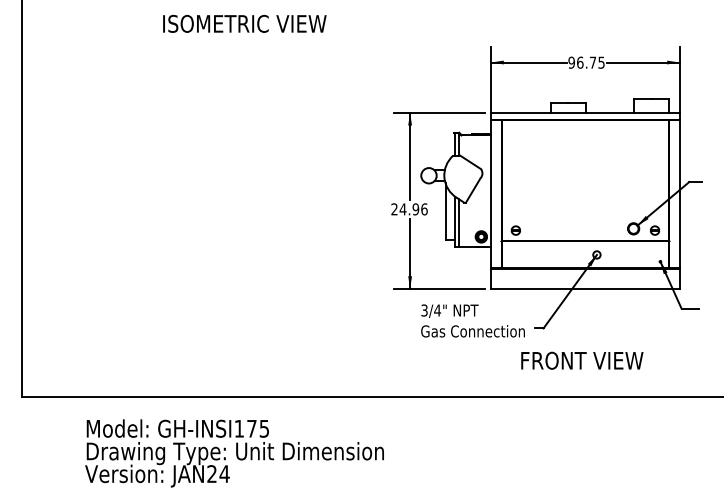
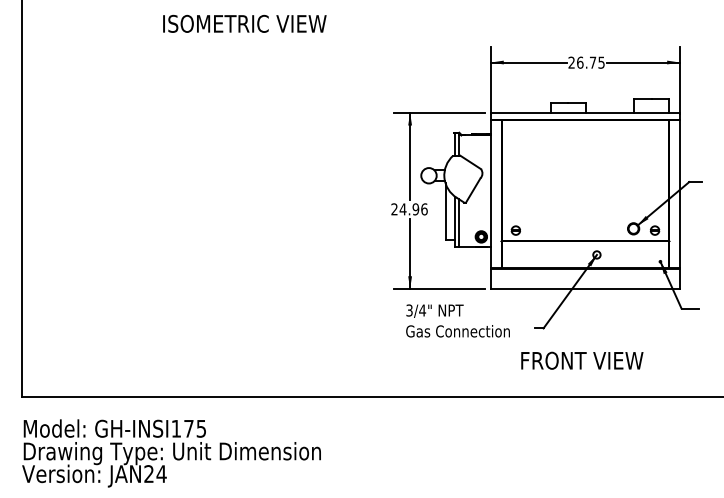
text: 96.75 -> 26.75 (571, 62)
text position: (472, 320) -> (457, 320) (457, 320)
text position: (234, 453) -> (171, 453) (171, 453)
